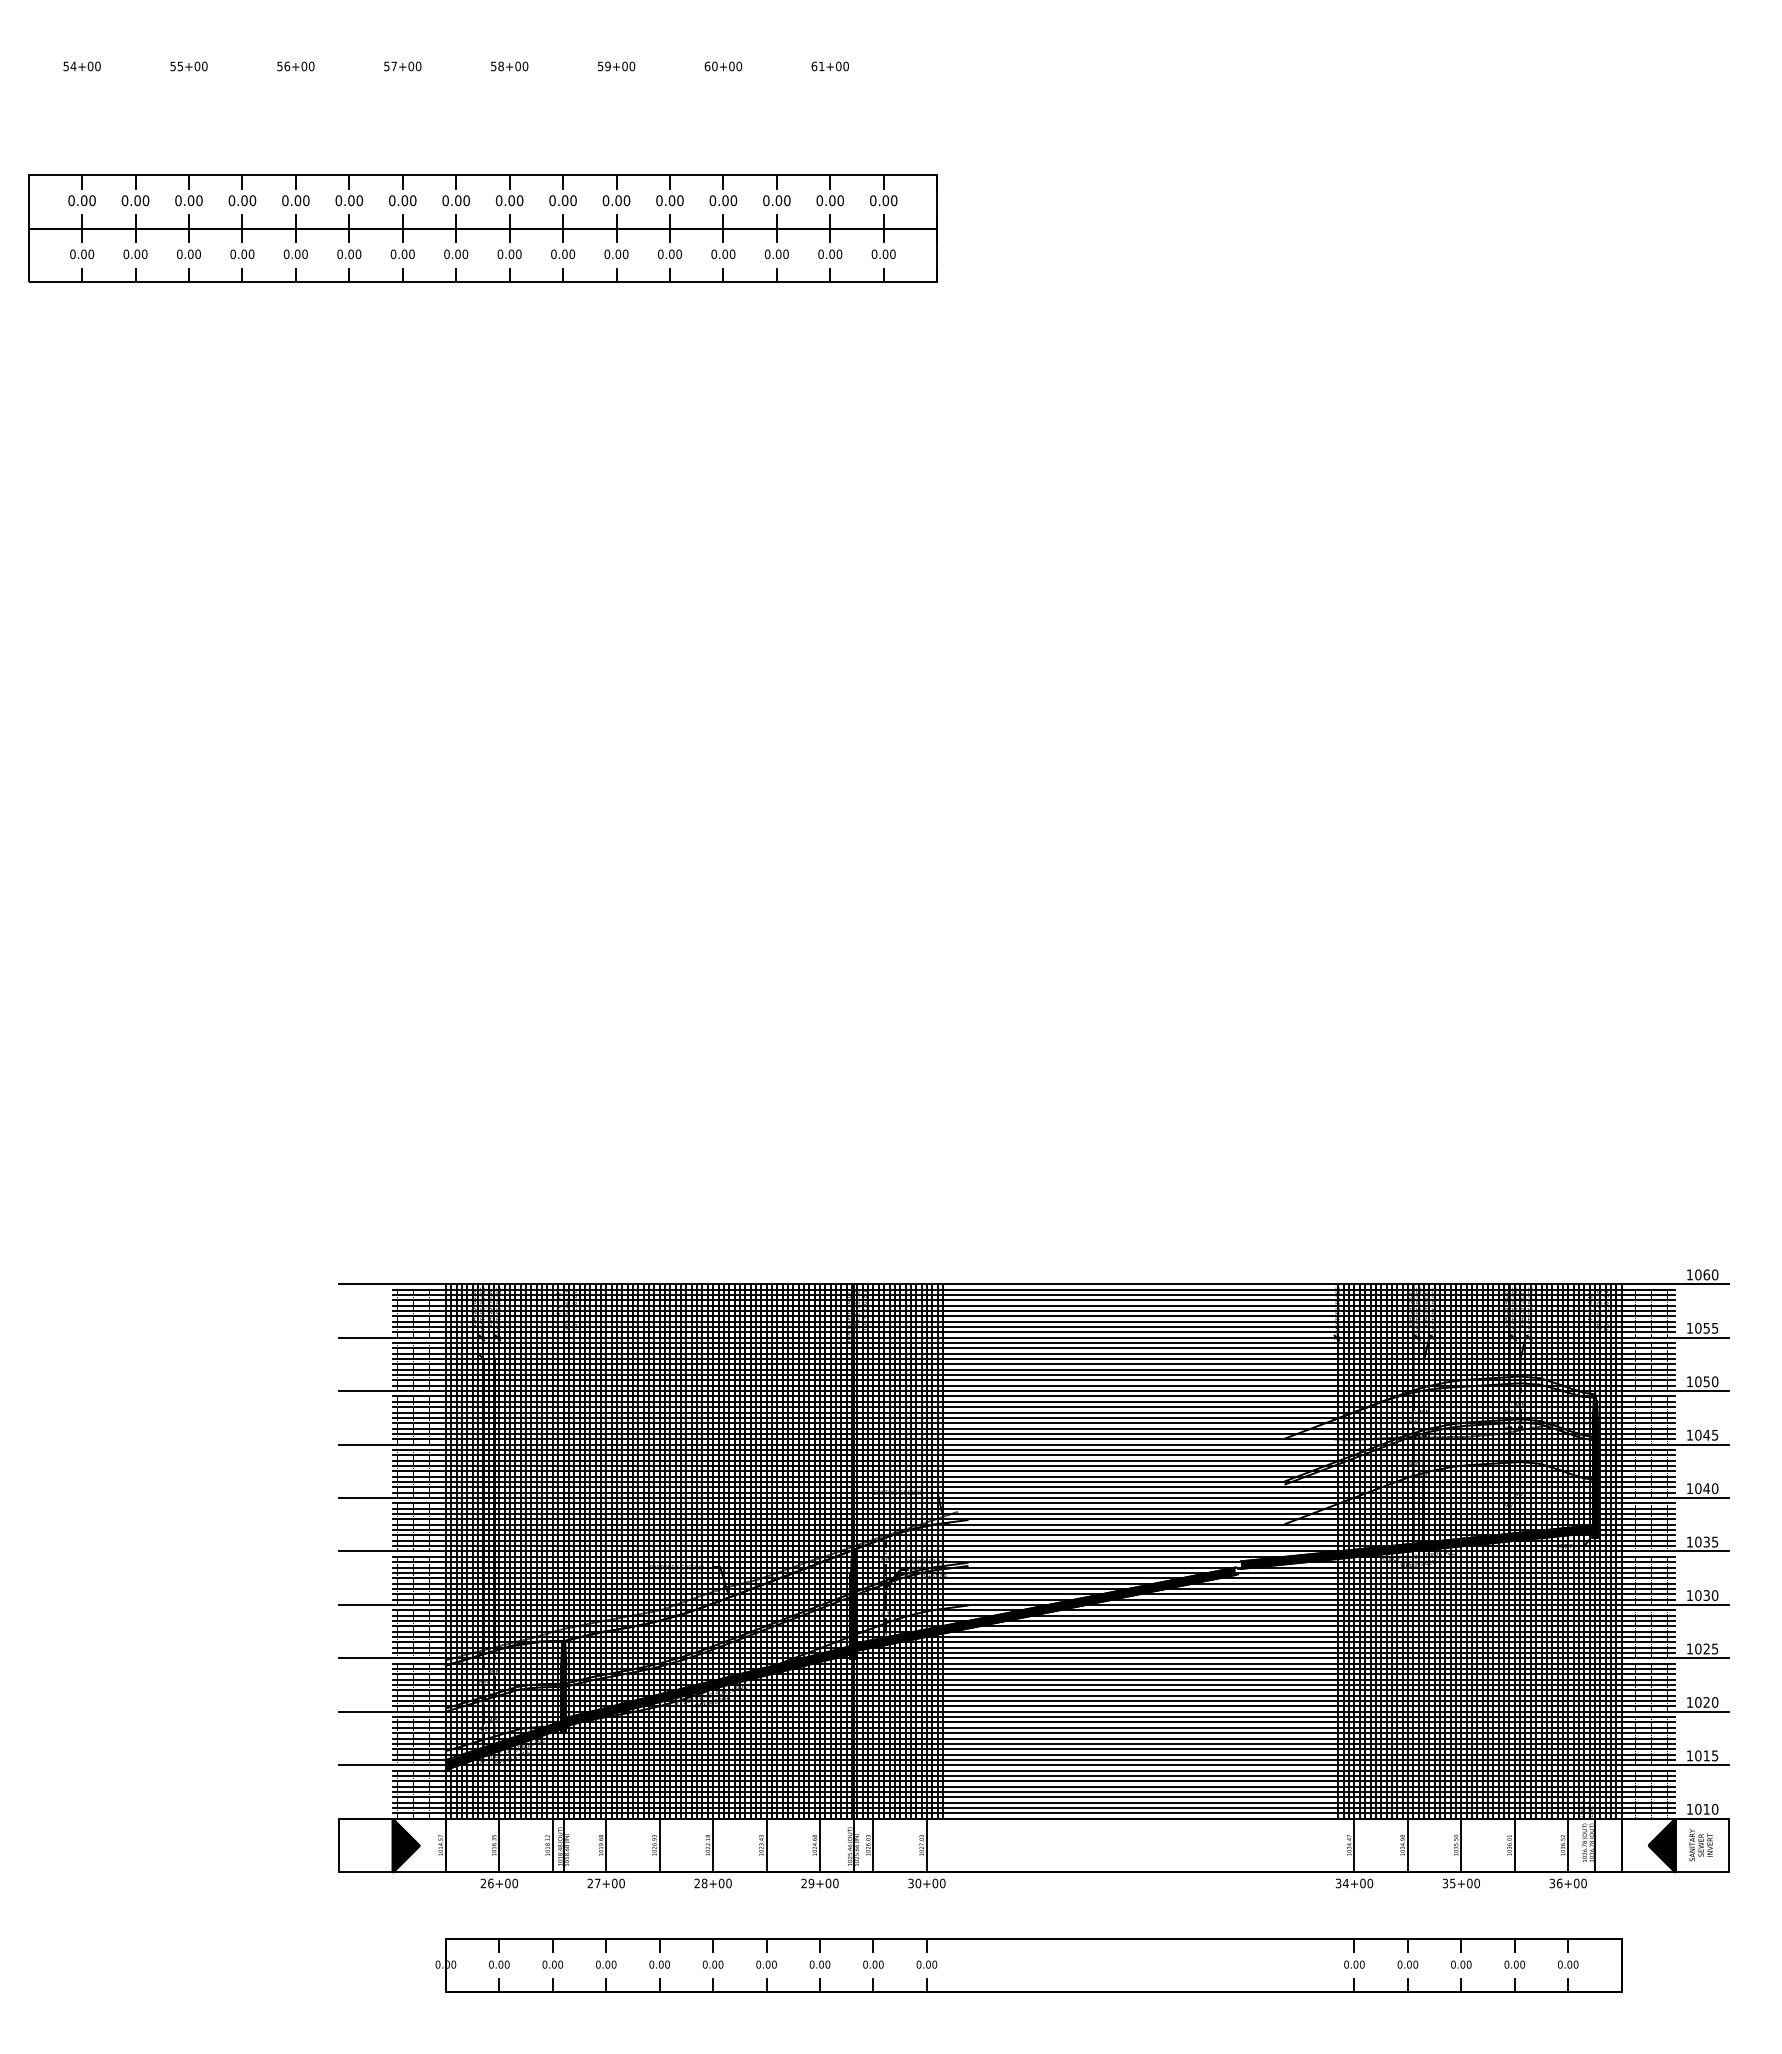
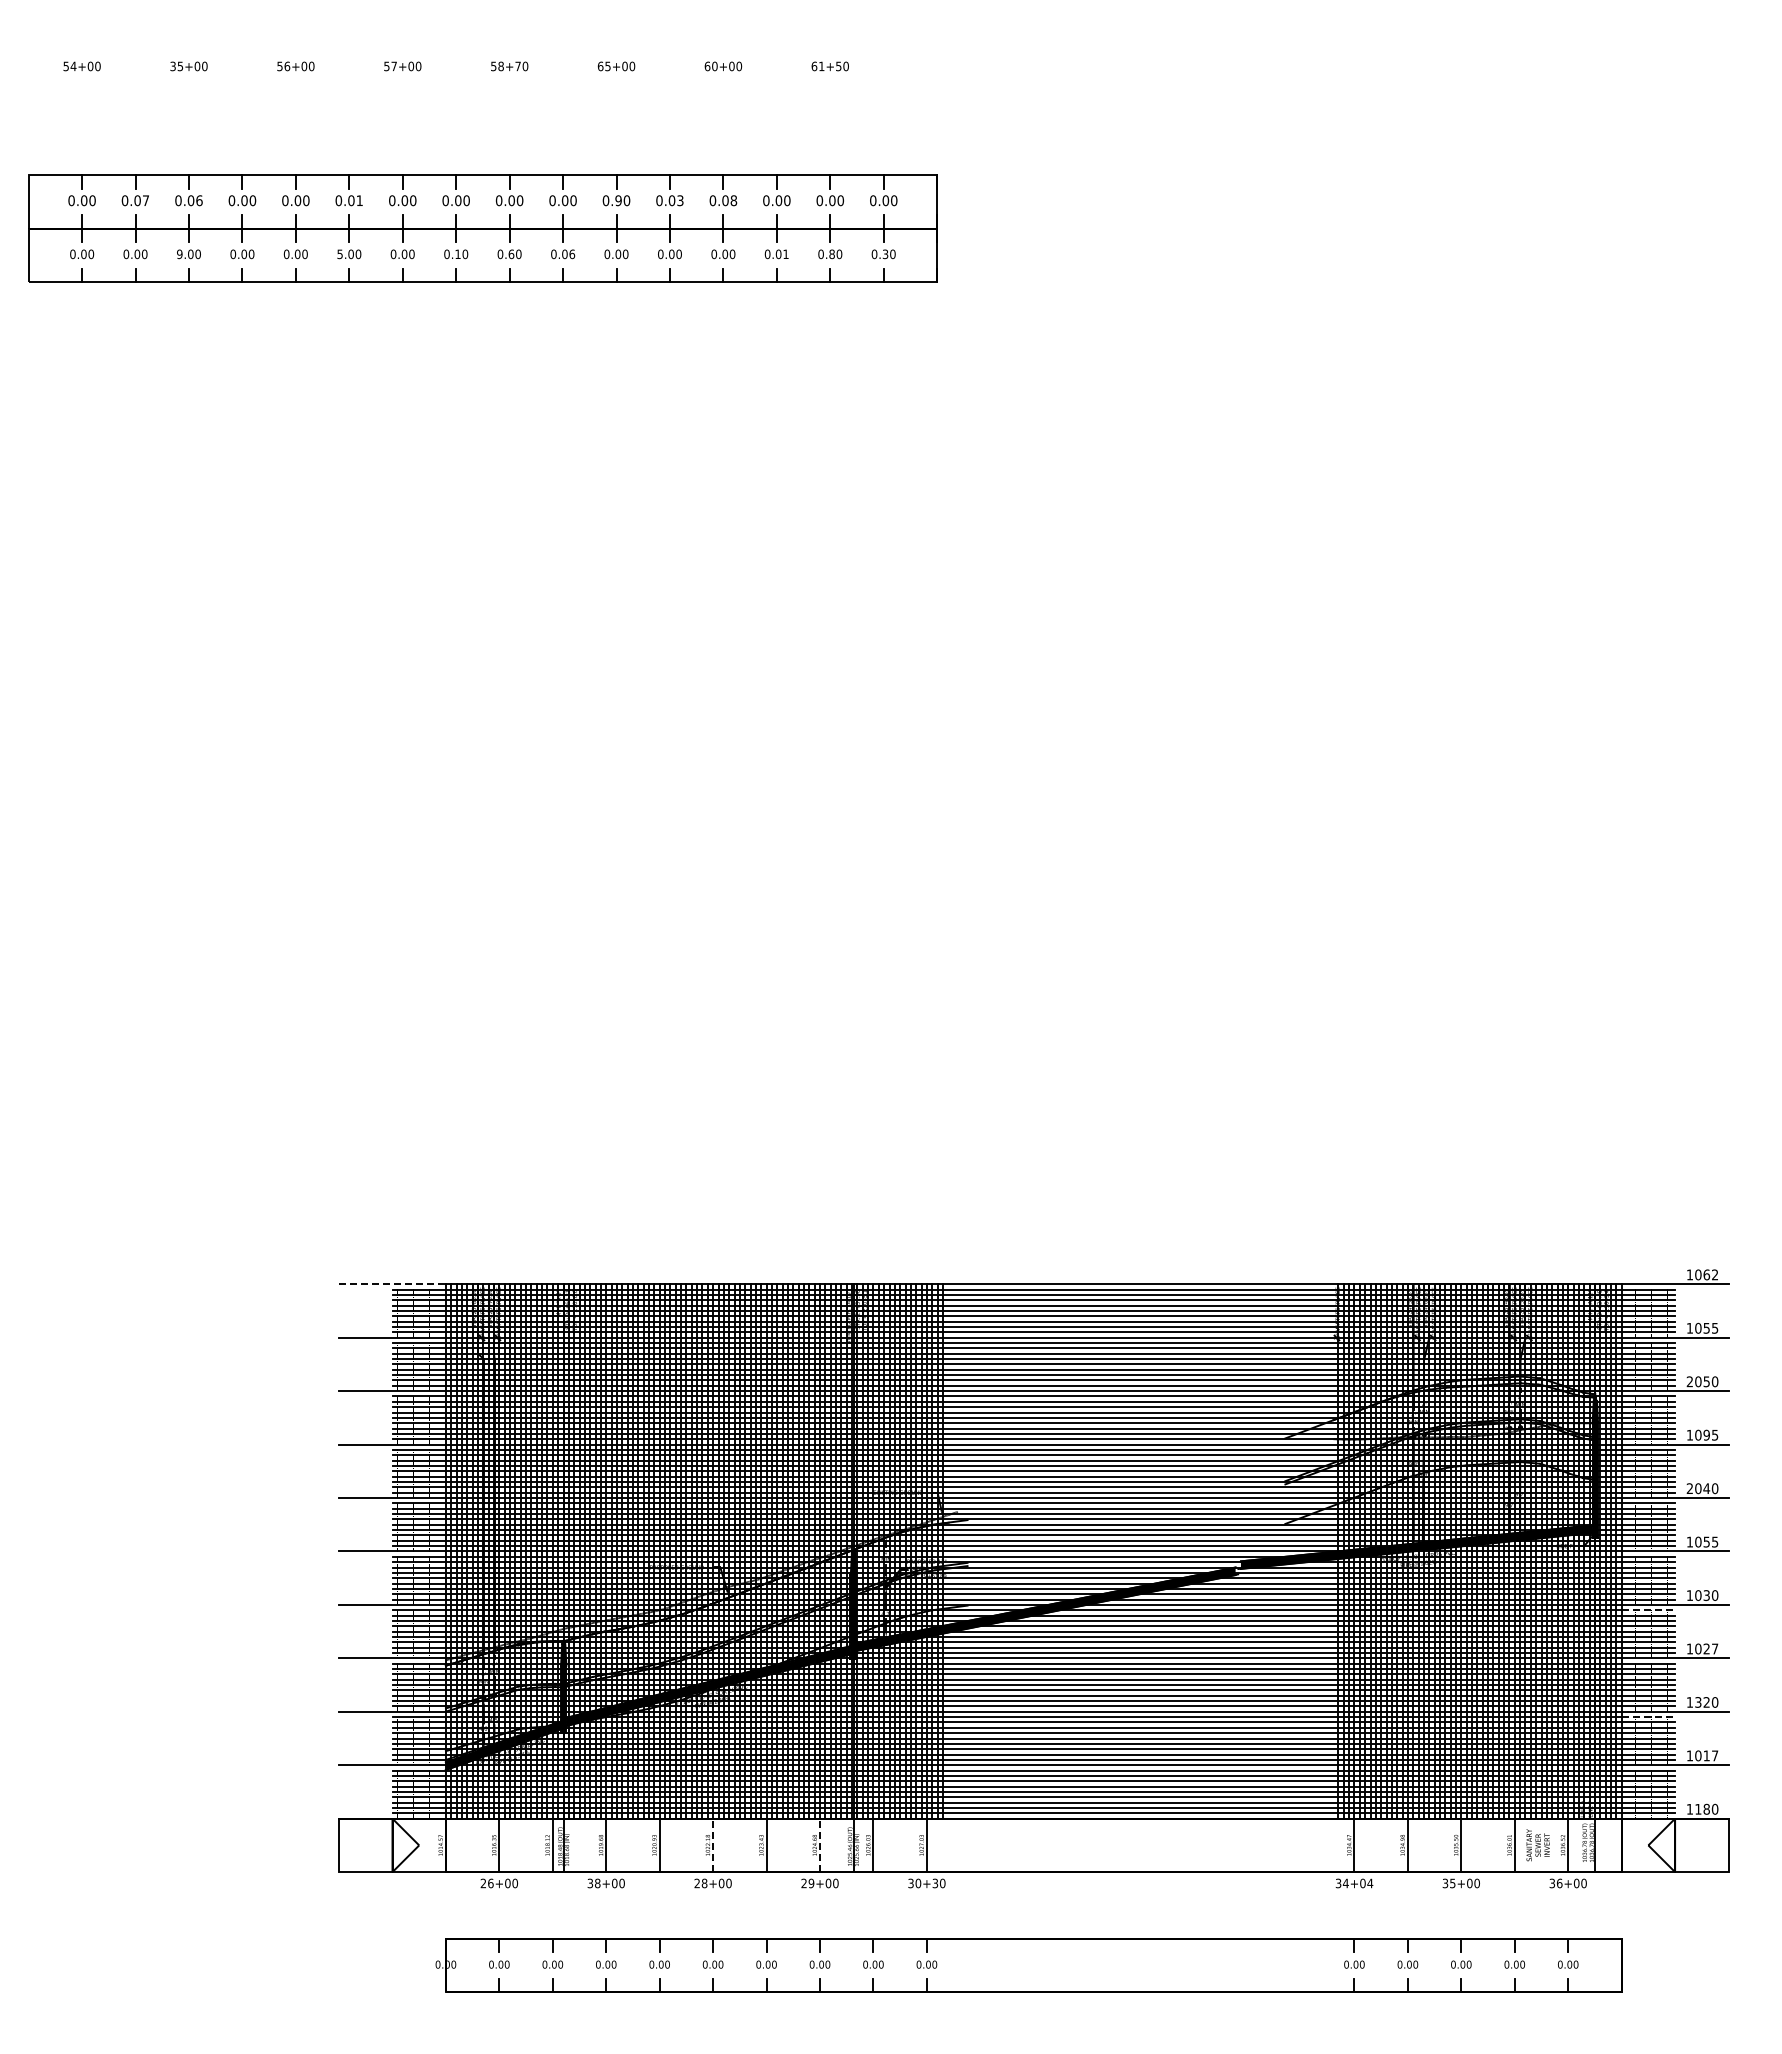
text: 55+00 -> 35+00 (172, 65)
text: 58+00 -> 58+70 (517, 66)
text: 59+00 -> 65+00 (603, 66)
text: 61+00 -> 61+50 (838, 66)
text: 0.00 -> 0.07 (145, 200)
text: 0.00 -> 0.06 (199, 200)
text: 0.00 -> 0.01 (359, 200)
text: 0.00 -> 0.90 (618, 200)
text: 0.00 -> 0.03 (680, 200)
text: 0.00 -> 0.08 (733, 200)
text: 0.00 -> 5.00 (339, 253)
text: 0.00 -> 0.60 (511, 253)
text: 0.00 -> 0.06 (572, 253)
text: 0.00 -> 0.80 (831, 253)
text: 0.00 -> 9.00 (179, 254)
text: 0.00 -> 0.10 (457, 254)
text: 0.00 -> 0.01 (785, 254)
text: 0.00 -> 0.30 (885, 254)
text: 1060 -> 1062 (1714, 1274)
line: solid -> dashed (393, 1284)
text: 1050 -> 2050 (1689, 1381)
text: 1045 -> 1095 (1706, 1434)
text: 1040 -> 2040 (1689, 1488)
text: 1035 -> 1055 (1706, 1541)
line: solid -> dashed (1648, 1610)
text: 1025 -> 1027 (1715, 1648)
text: 1020 -> 1320 (1698, 1702)
line: solid -> dashed (1648, 1717)
text: 1015 -> 1017 (1715, 1755)
text: 1010 -> 1180 (1702, 1808)
hatch: present -> none (405, 1845)
line: solid -> dashed (713, 1845)
line: solid -> dashed (820, 1845)
hatch: present -> none (1661, 1845)
text position: (1700, 1845) -> (1537, 1845) (1537, 1845)
text: 27+00 -> 38+00 (593, 1883)
text: 30+00 -> 30+30 (935, 1883)
text: 34+00 -> 34+04 (1370, 1883)
